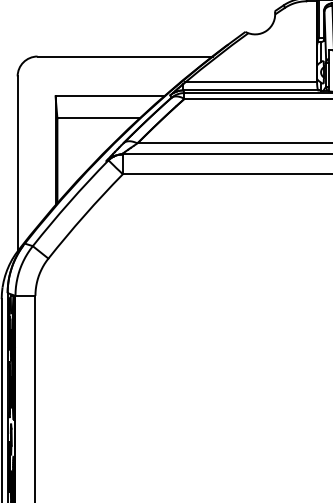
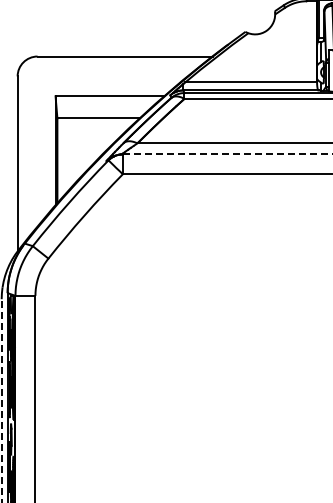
line: solid -> dashed (227, 154)
line: solid -> dashed (1, 400)
